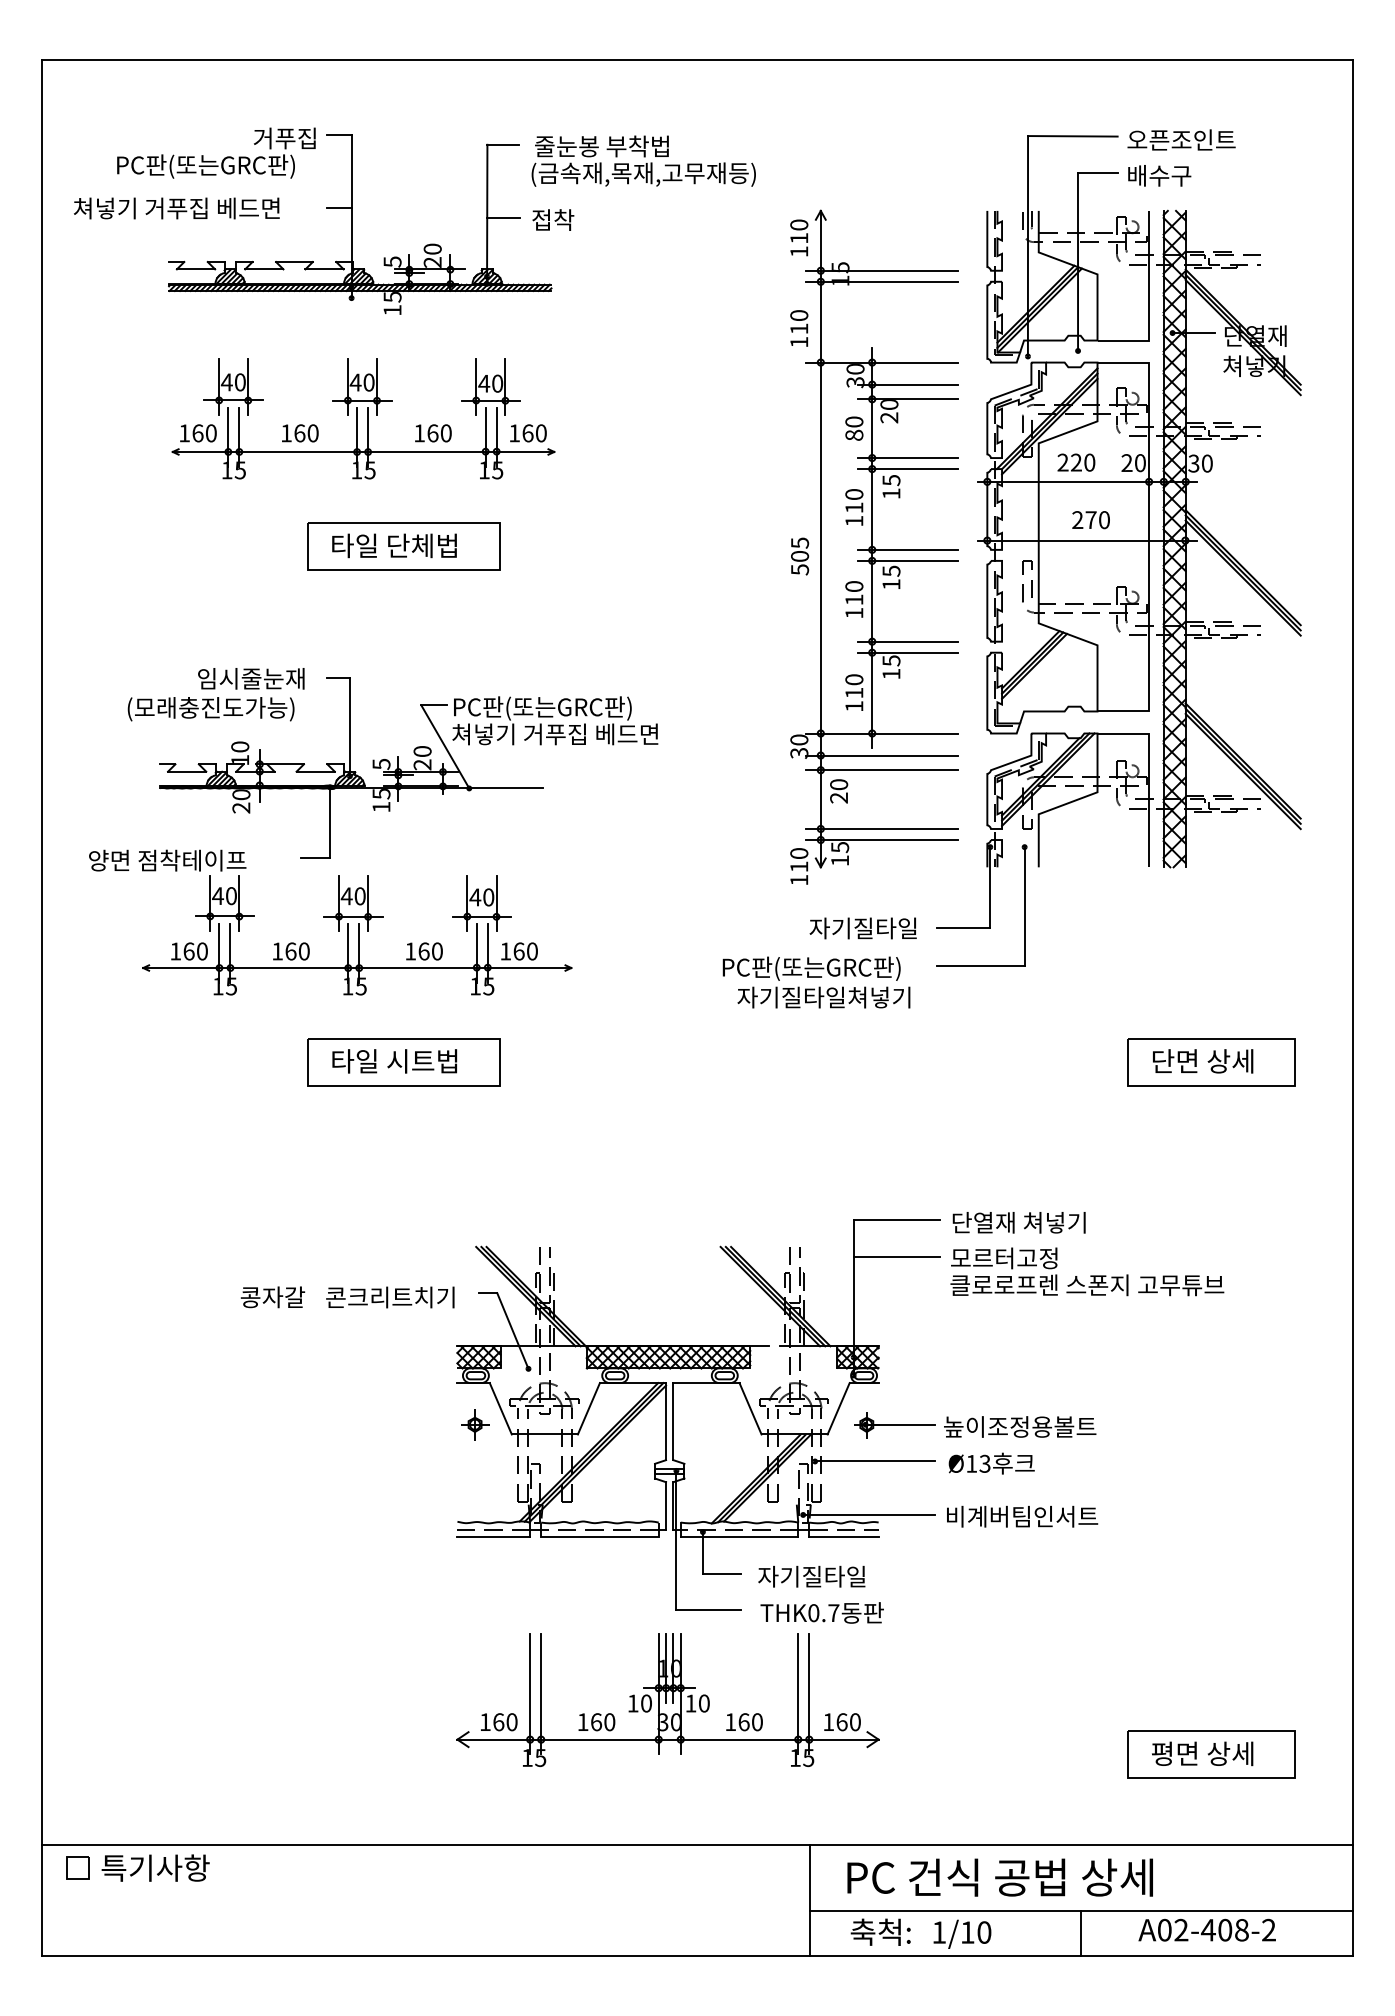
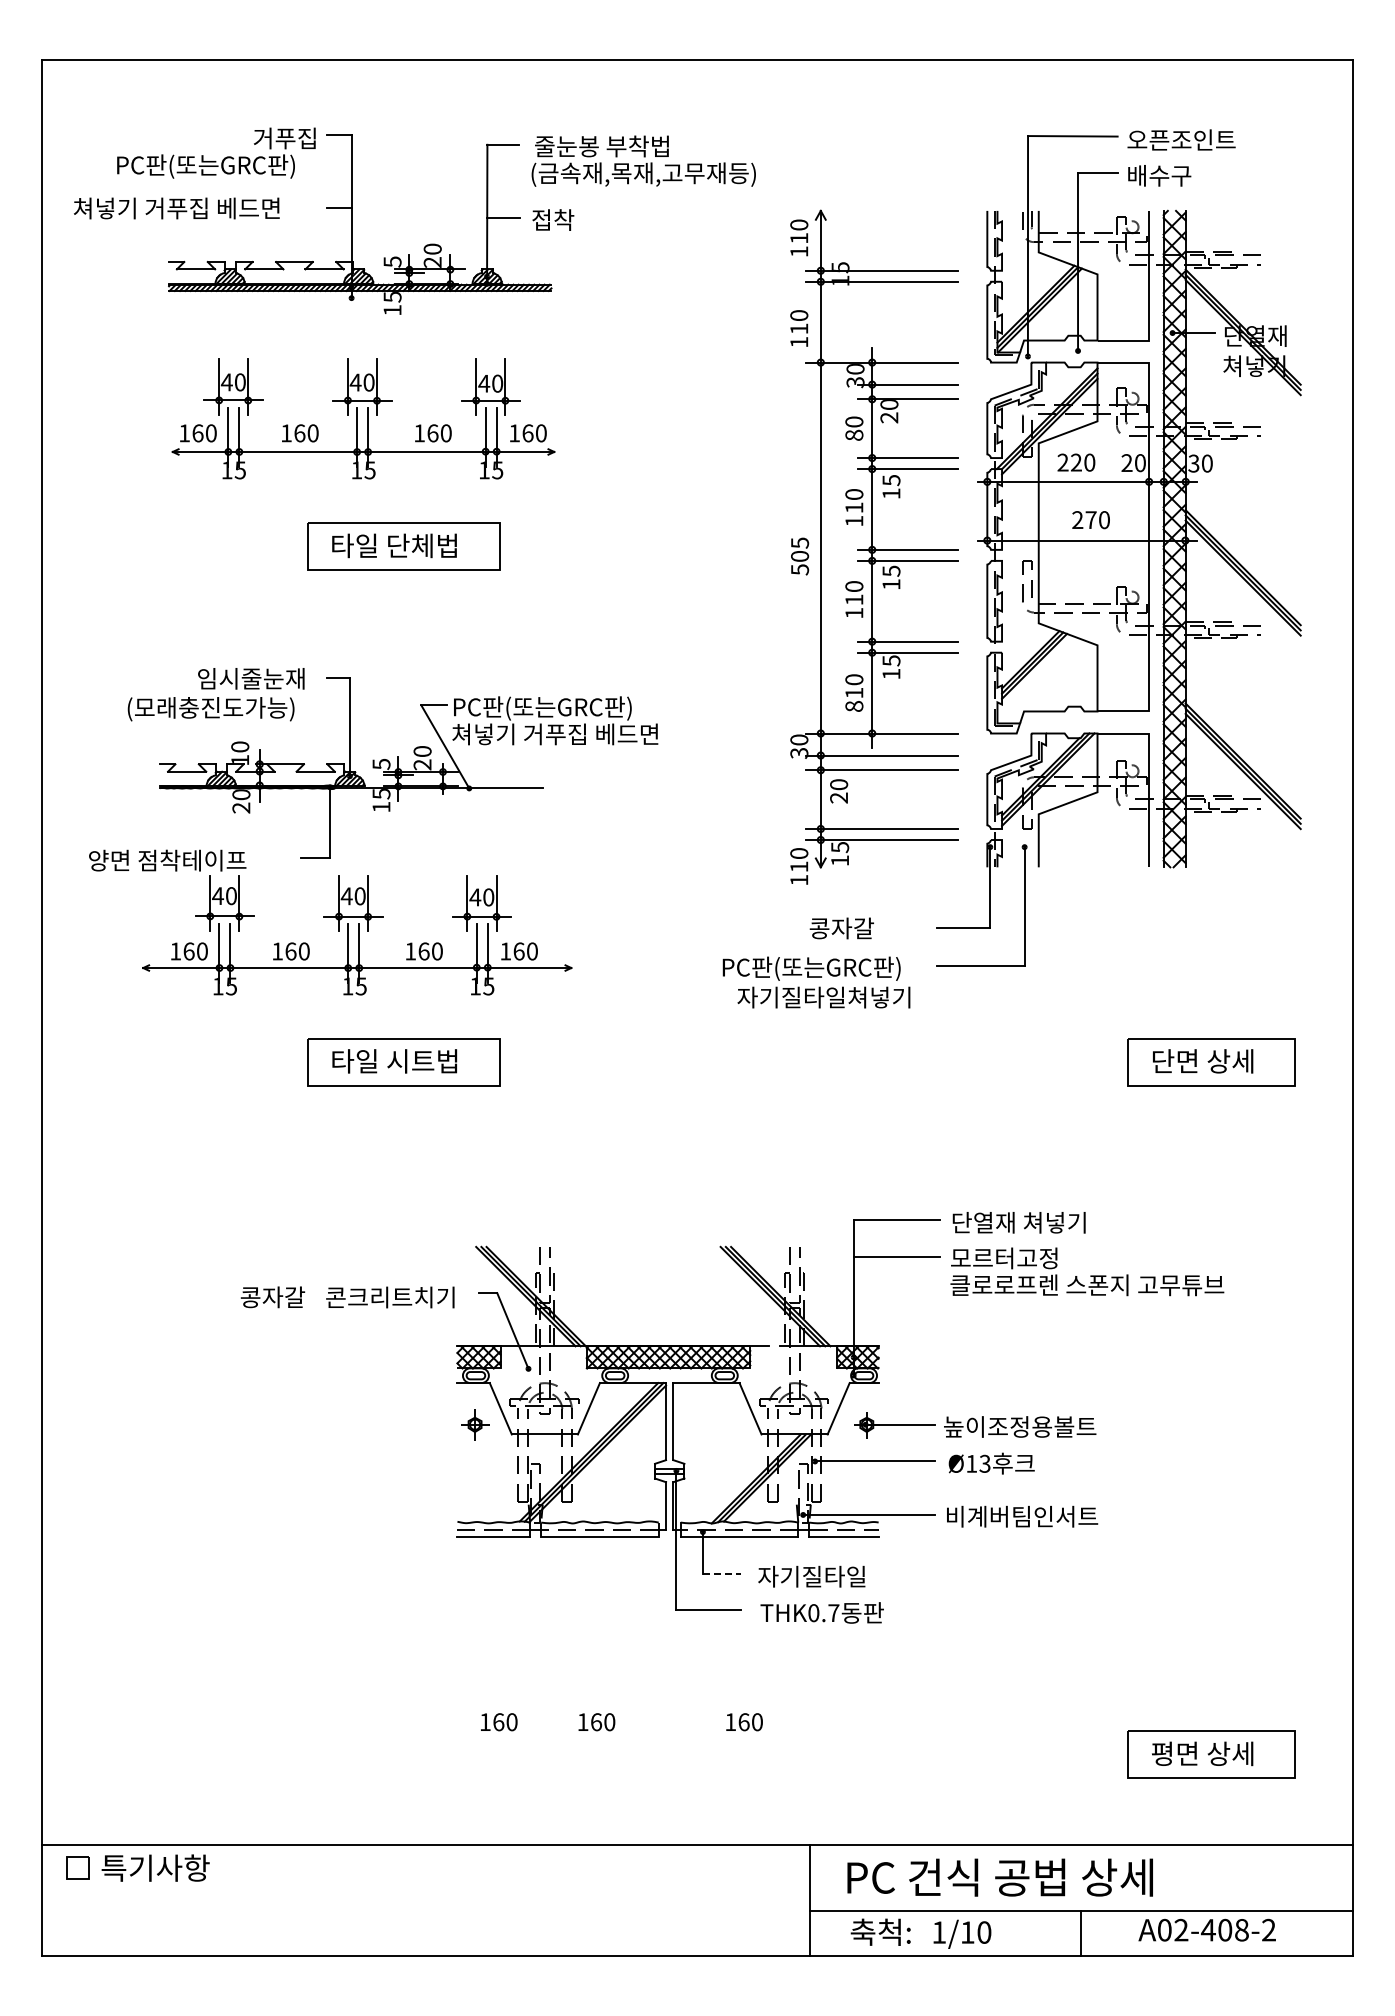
text: 110 -> 810 (854, 706)
text: 자기질타일 -> 콩자갈 (862, 928)
line: solid -> dashed (722, 1573)
part: present -> none (667, 1700)
